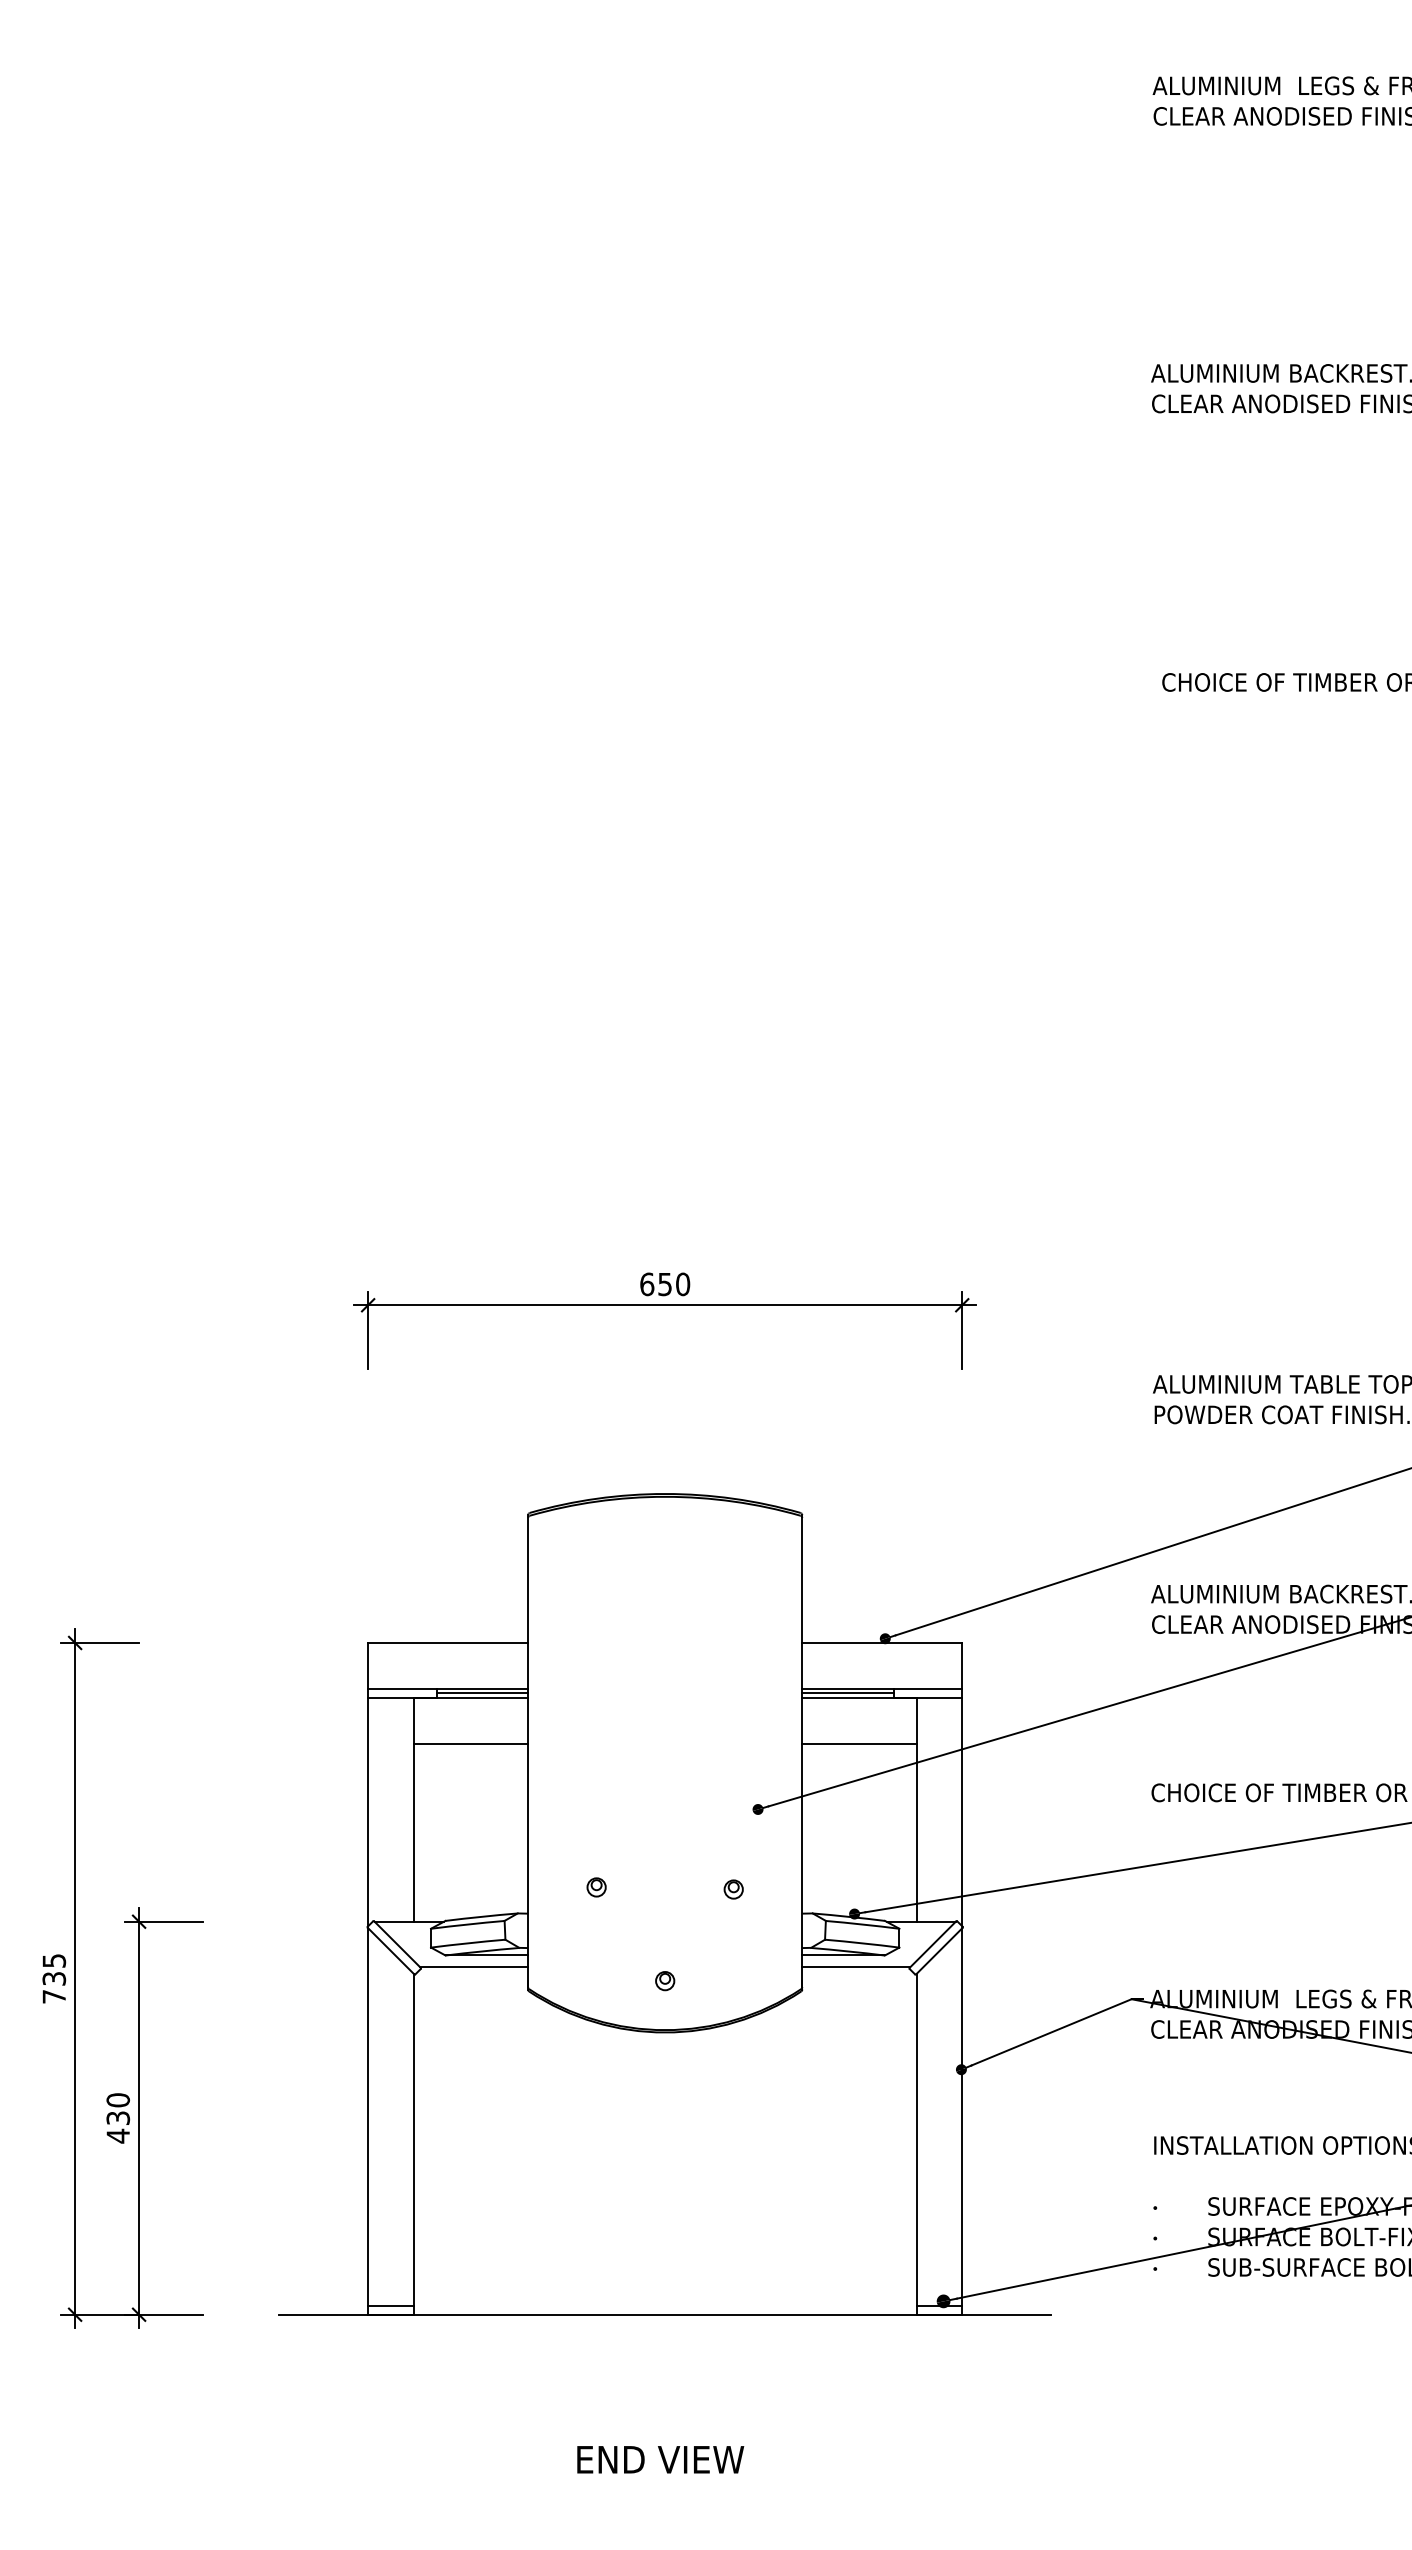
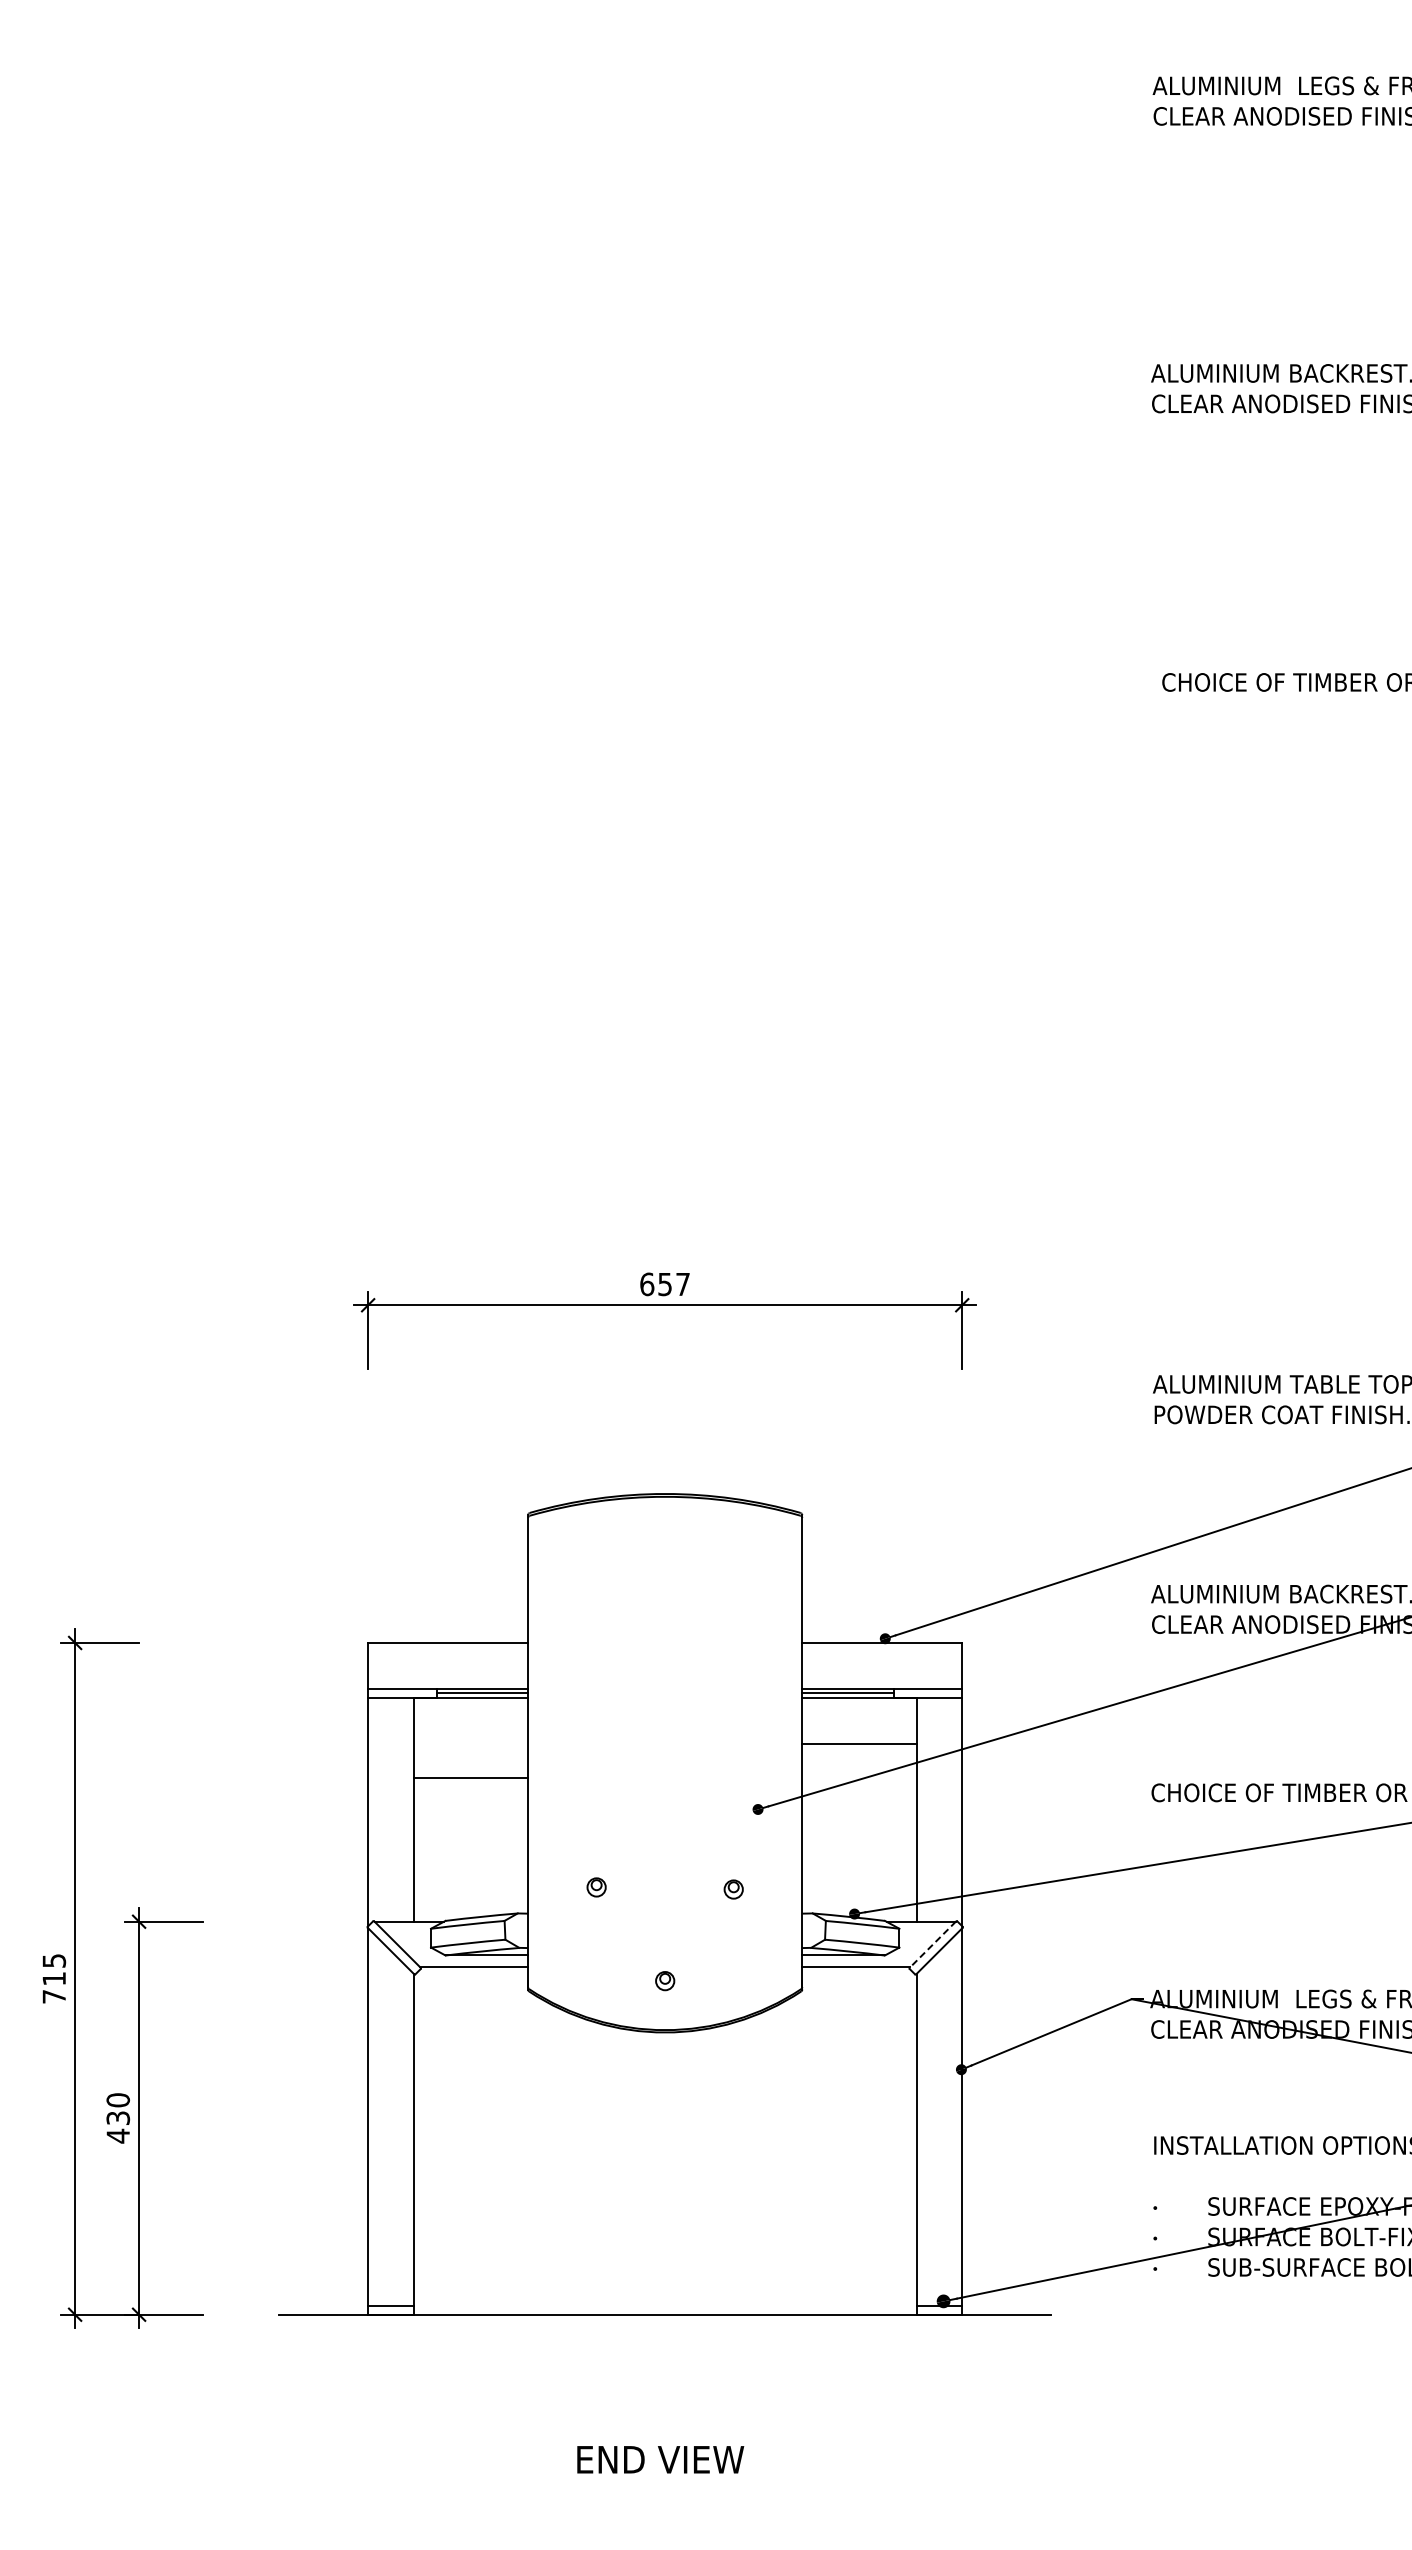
text: 650 -> 657 (683, 1284)
line position: (470, 1743) -> (470, 1777) (470, 1777)
line: solid -> dashed (932, 1944)
text: 735 -> 715 (54, 1978)
